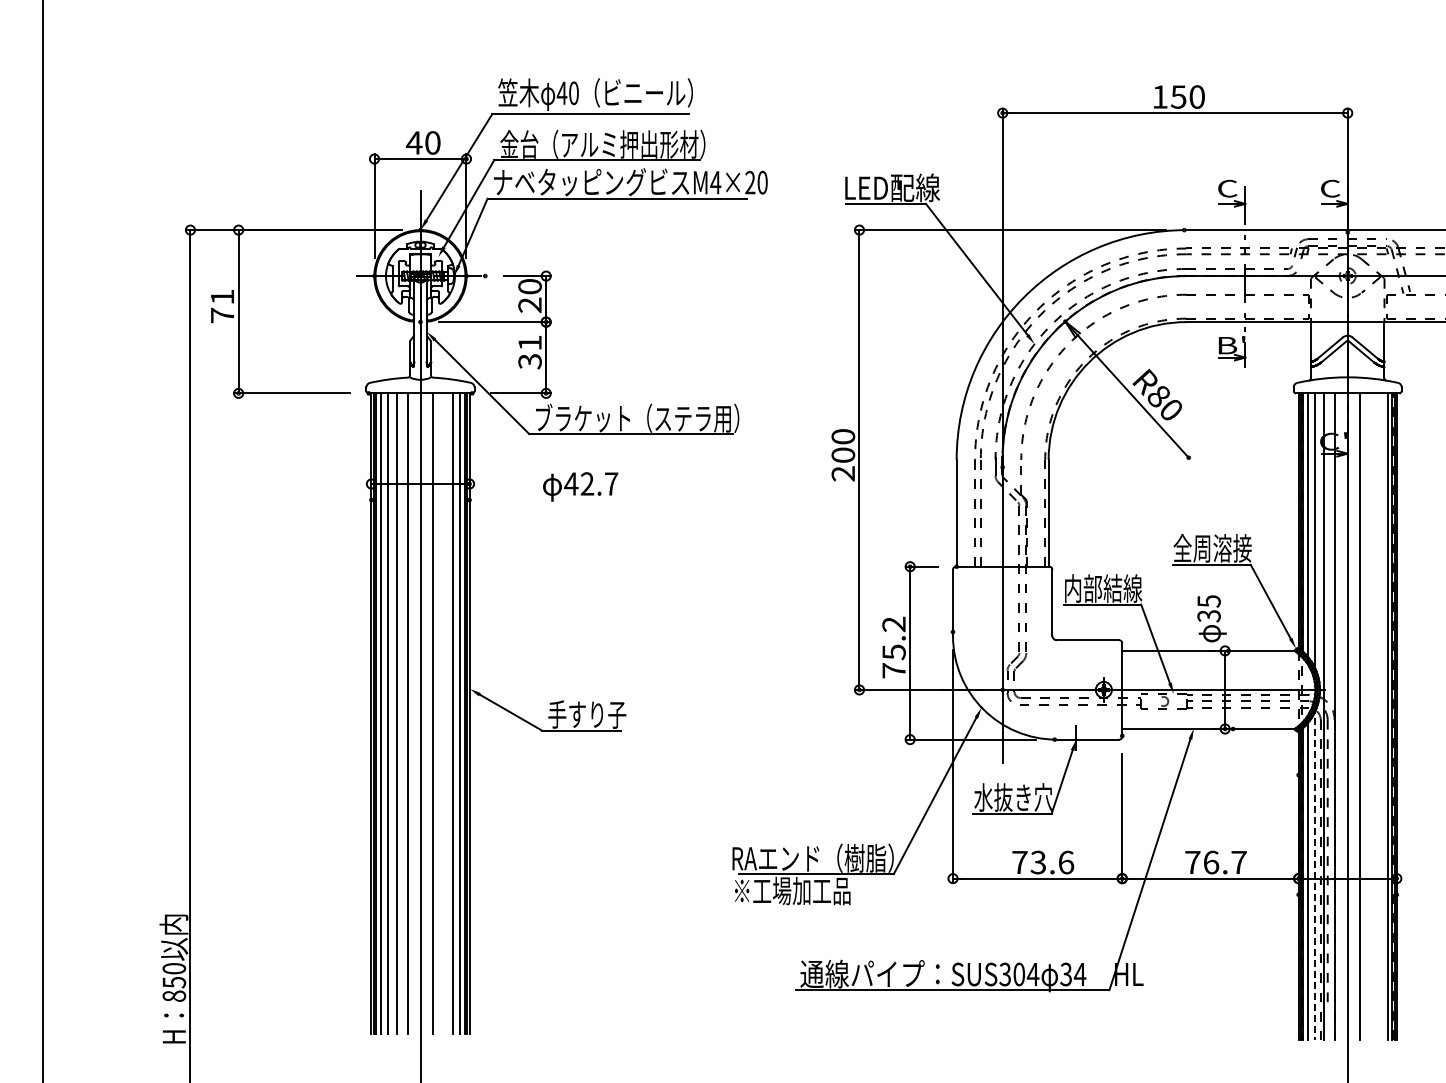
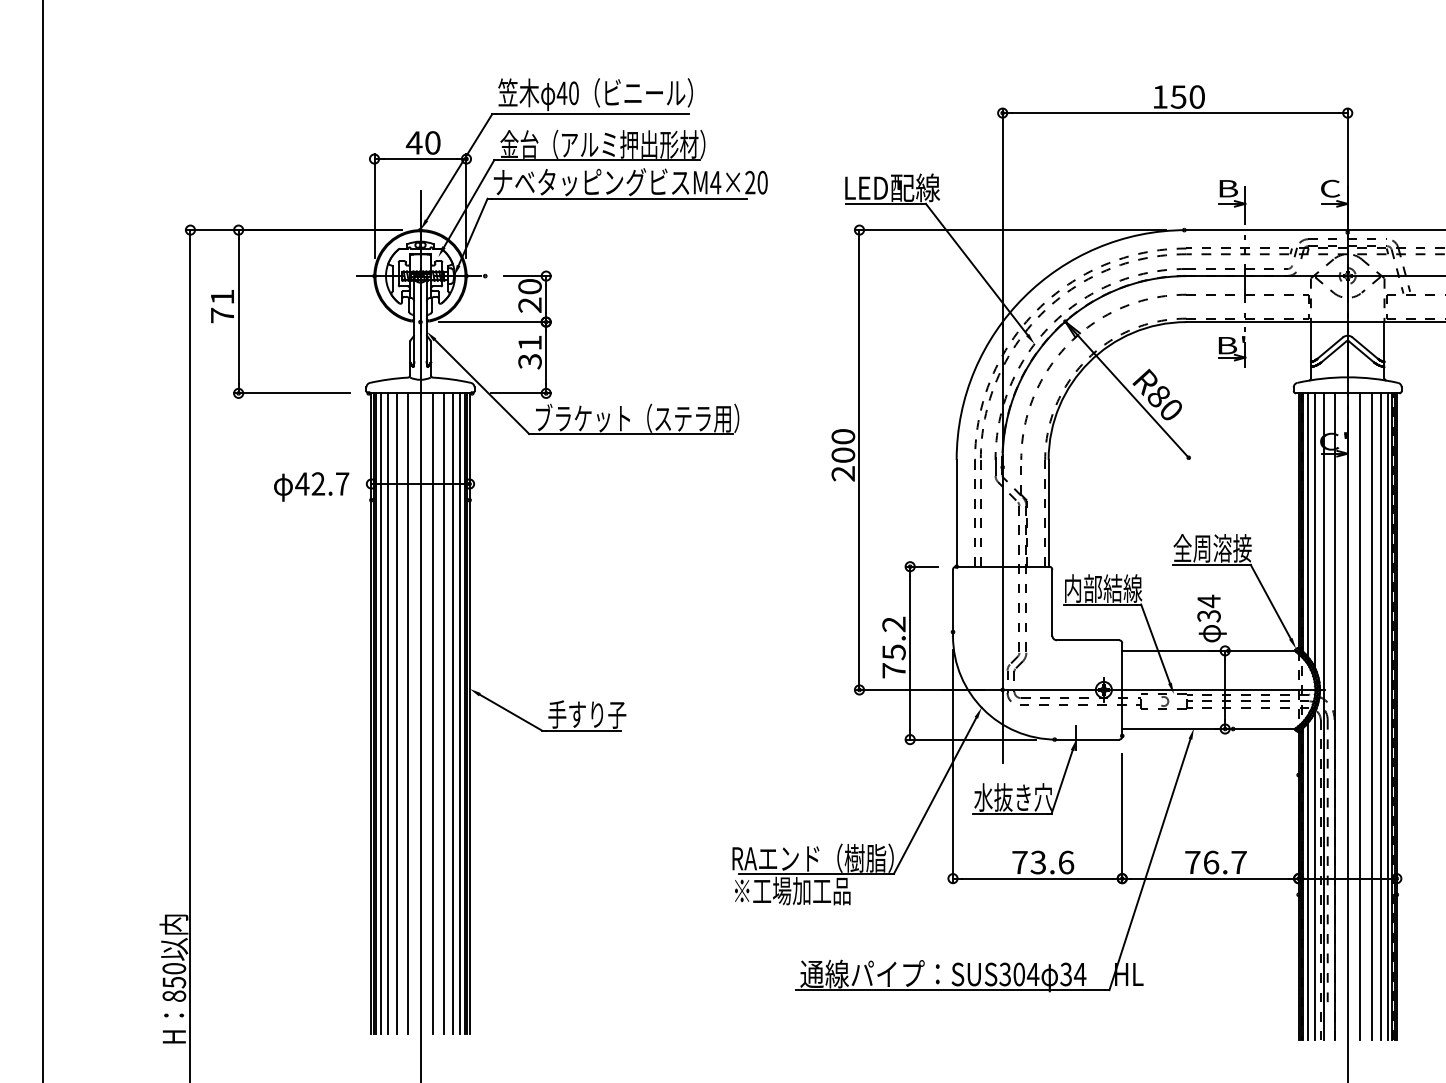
text: C -> B (1227, 188)
text position: (580, 486) -> (311, 486) (311, 486)
text: 35 -> 34 (1208, 601)
line: none -> present (444, 713)
line: none -> present (1371, 716)
line: none -> present (1380, 716)
line: dashed -> solid (1314, 874)
